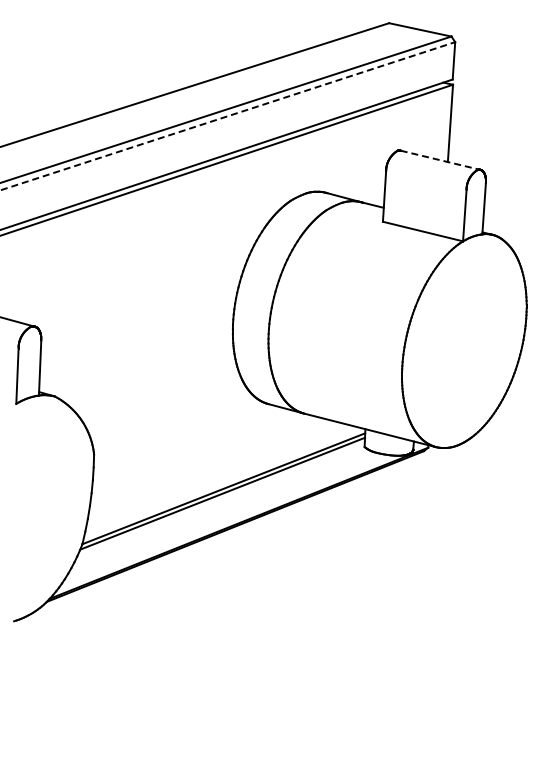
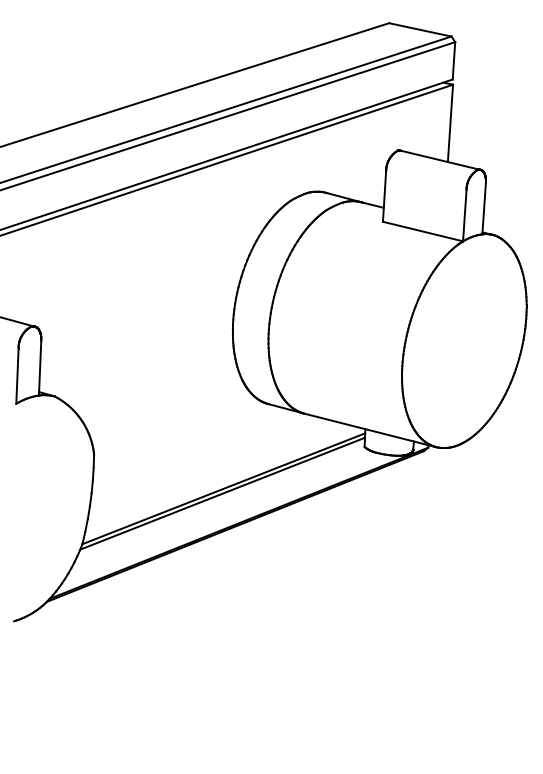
line: dashed -> solid (228, 116)
line: dashed -> solid (440, 160)
